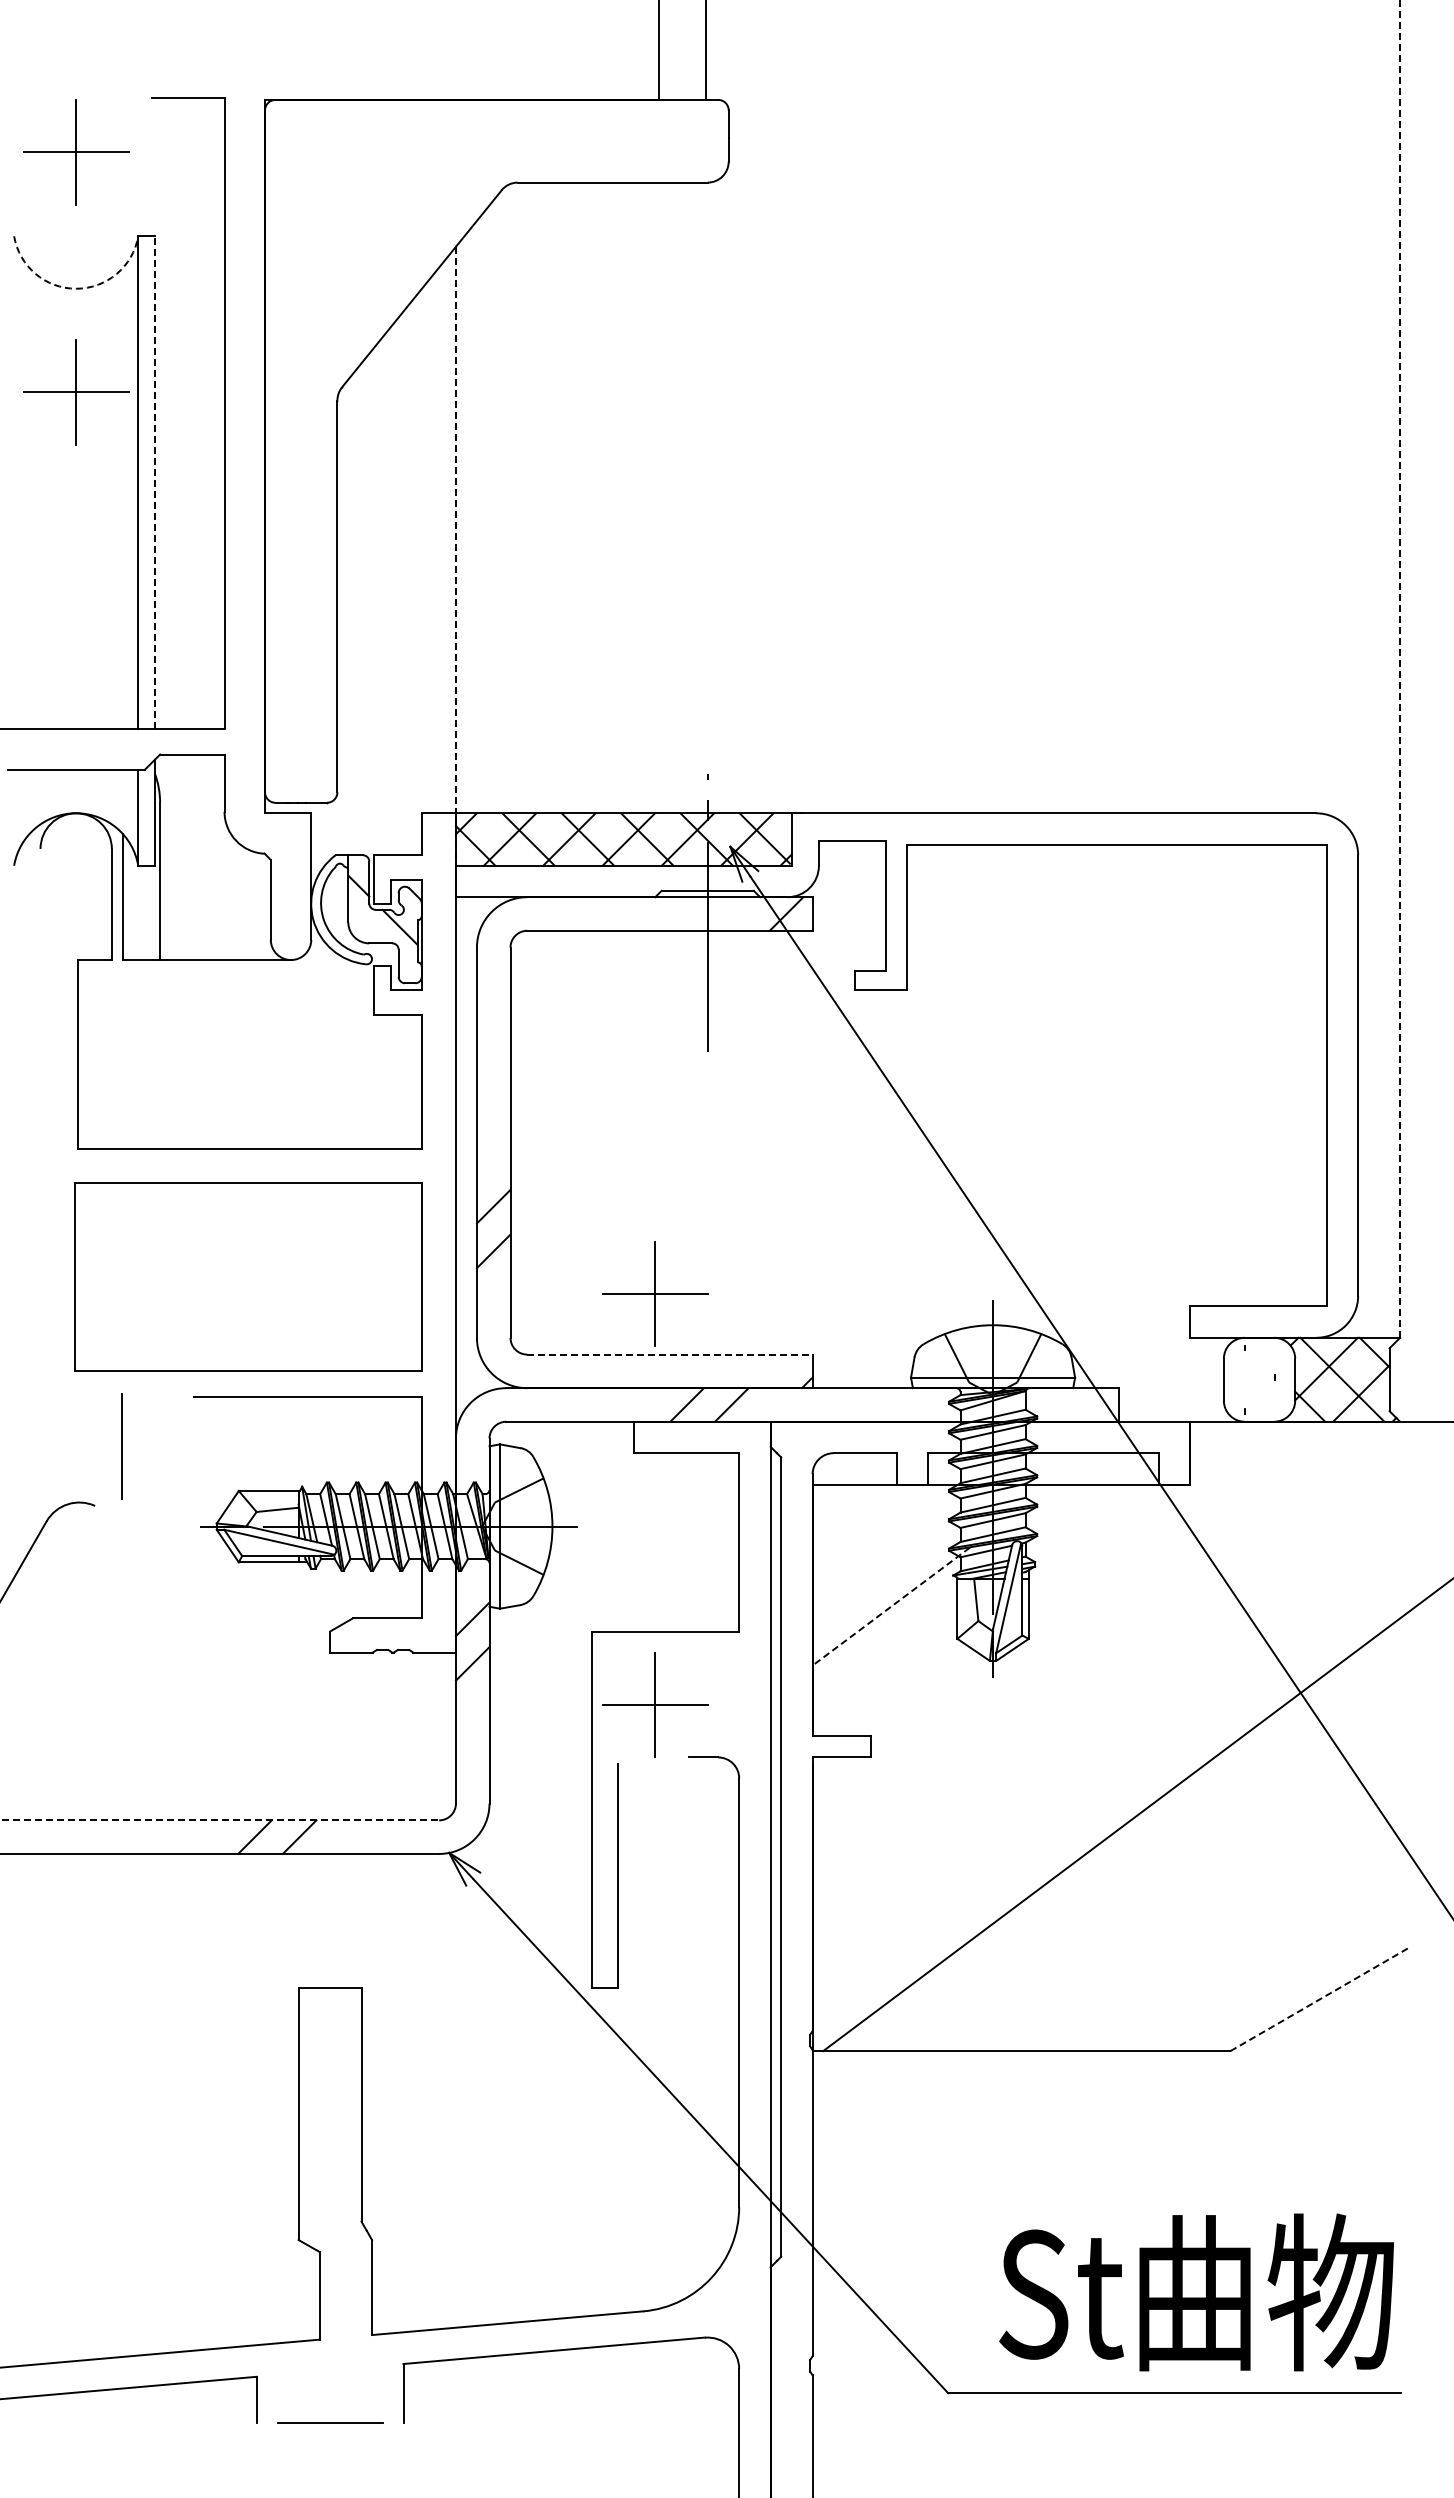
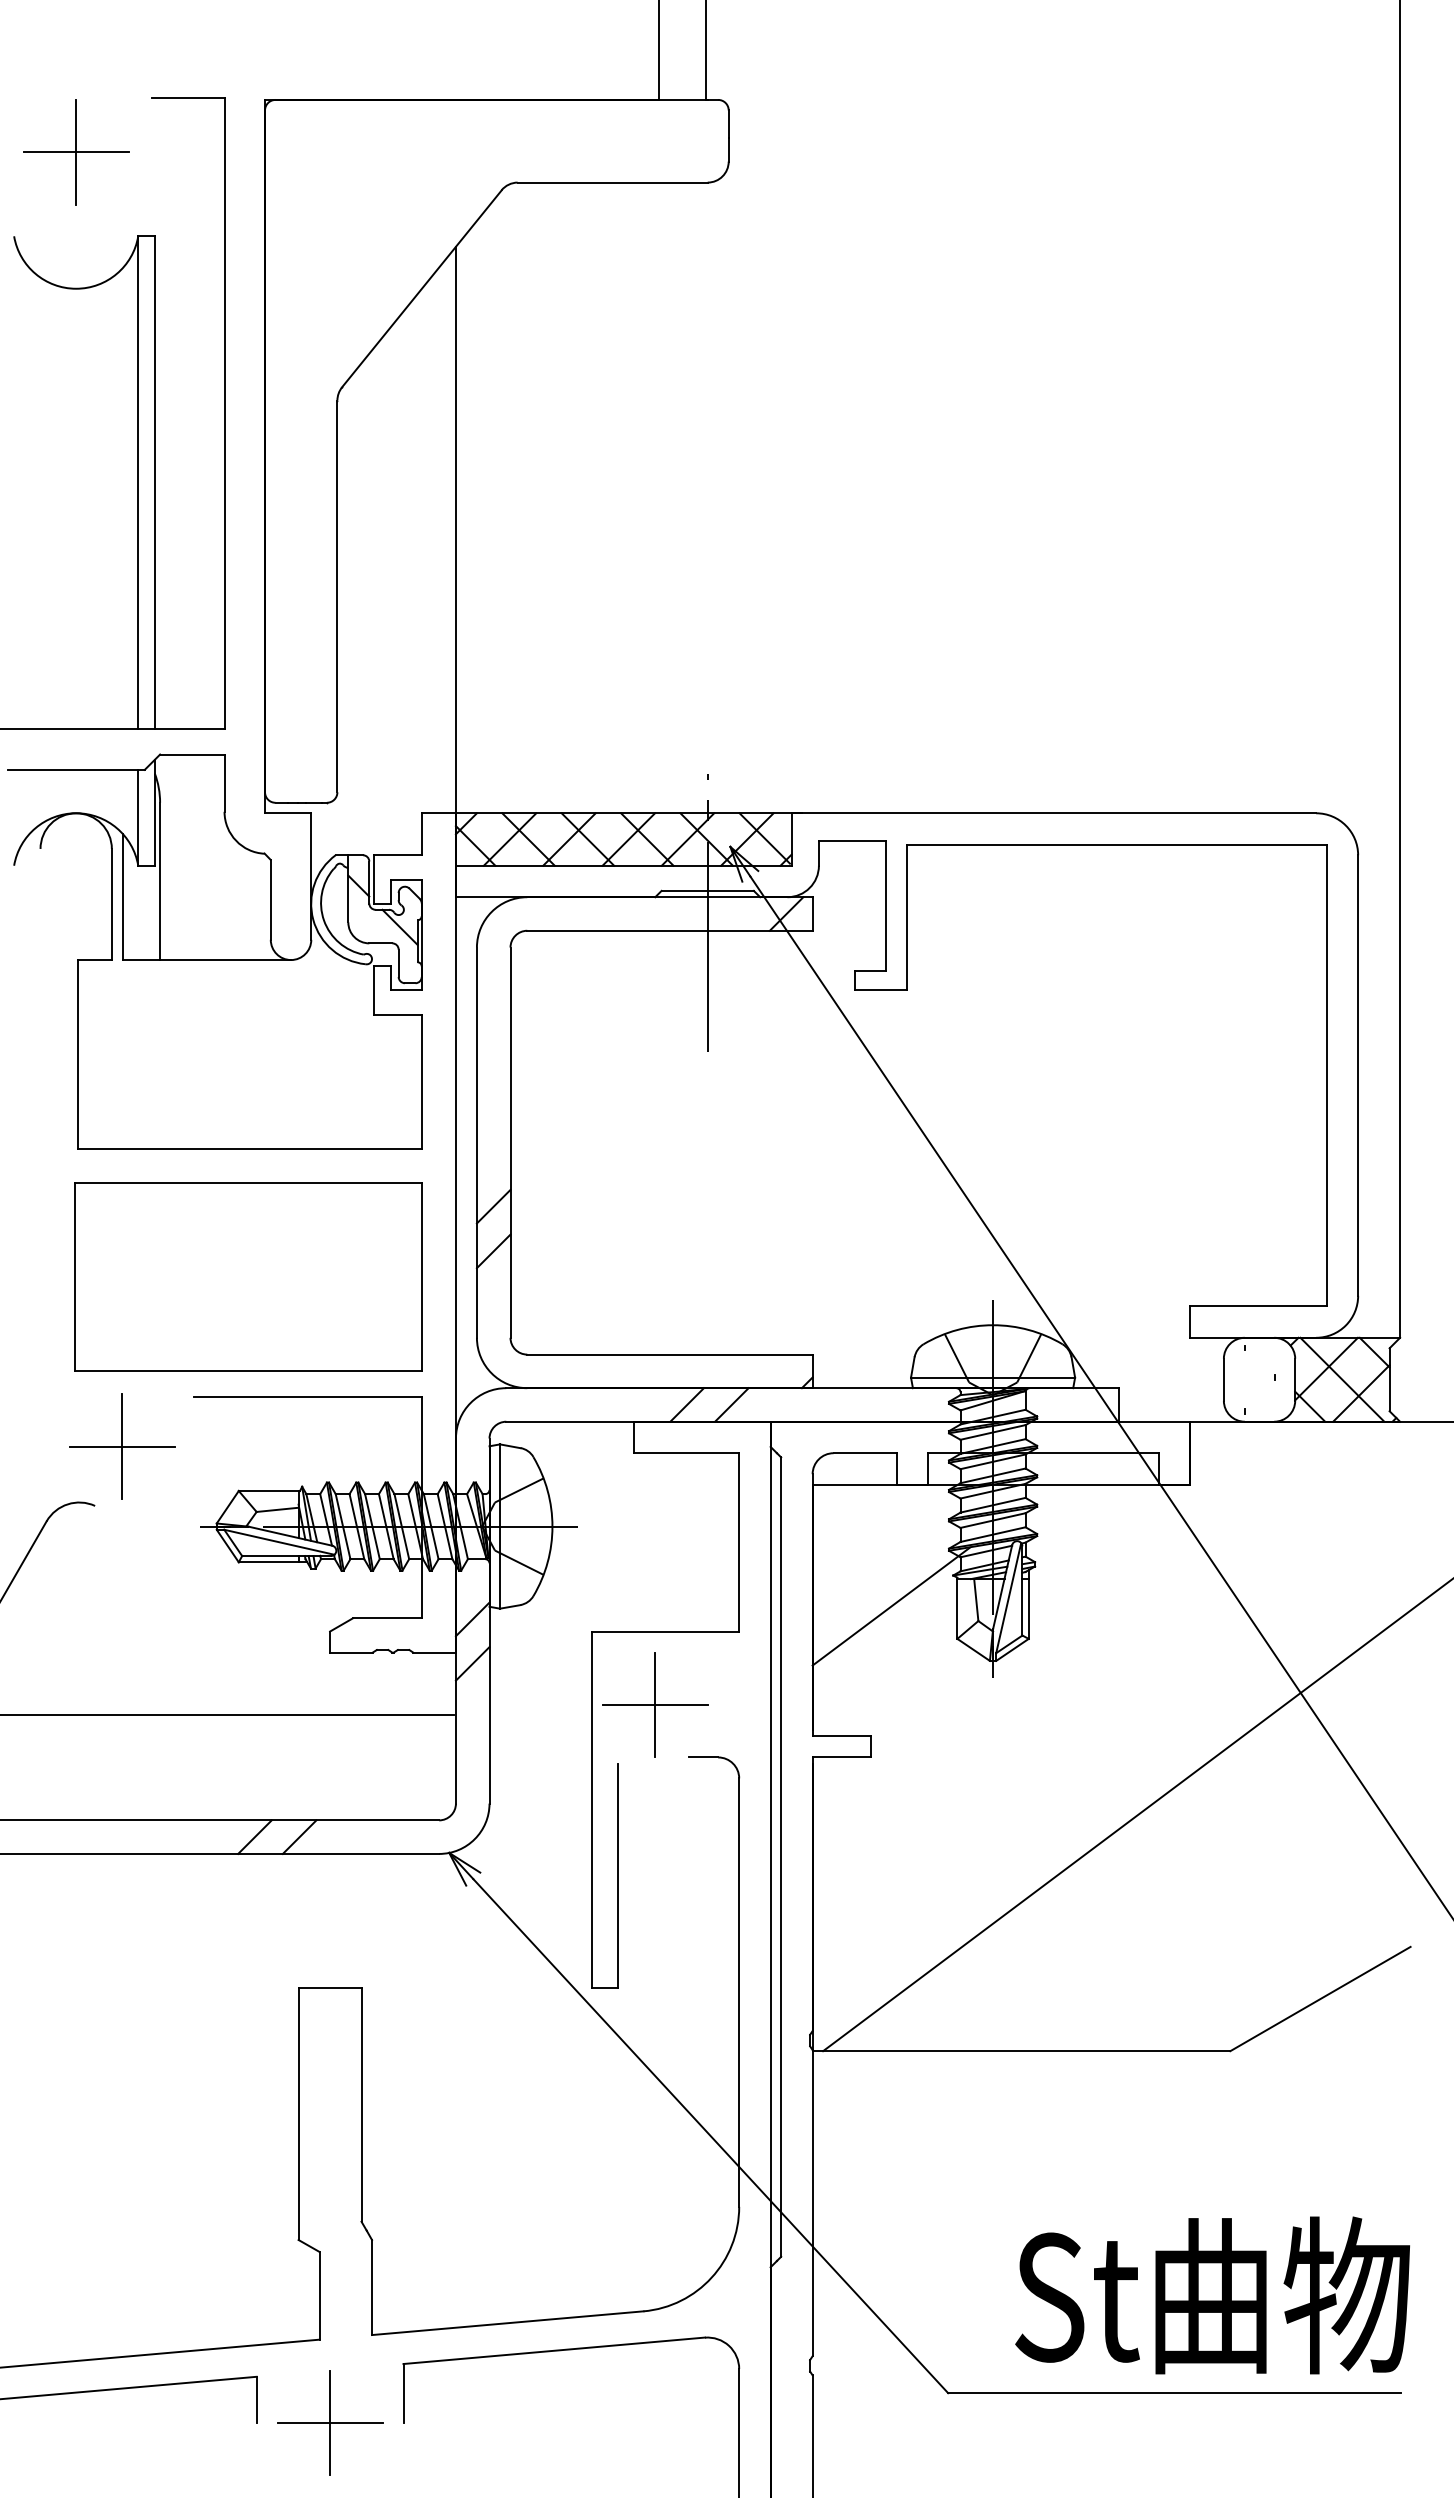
arc: dashed -> solid (76, 288)
part: present -> none (76, 392)
line: dashed -> solid (154, 482)
line: dashed -> solid (455, 558)
line: dashed -> solid (1400, 668)
part: present -> none (655, 1293)
line: dashed -> solid (669, 1354)
line: none -> present (121, 1446)
line: dashed -> solid (890, 1606)
line: none -> present (227, 1715)
line: dashed -> solid (220, 1820)
line: dashed -> solid (1320, 1998)
text position: (1196, 2292) -> (1212, 2295) (1212, 2295)
line: none -> present (330, 2422)
